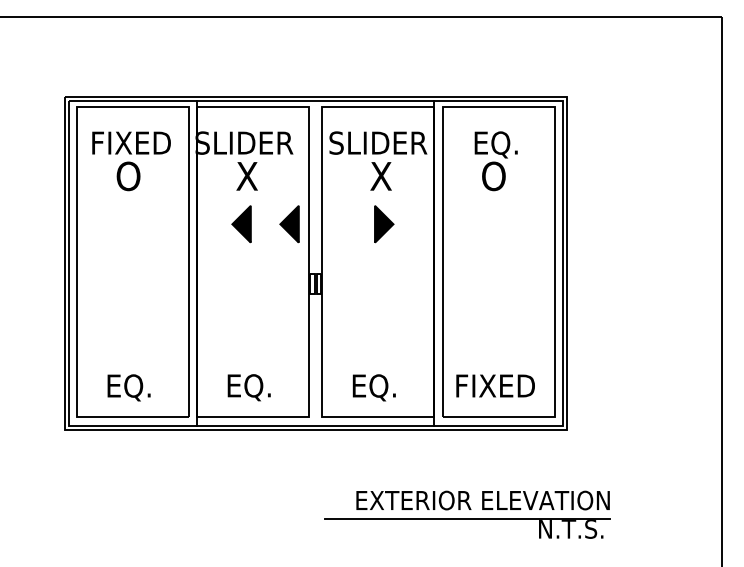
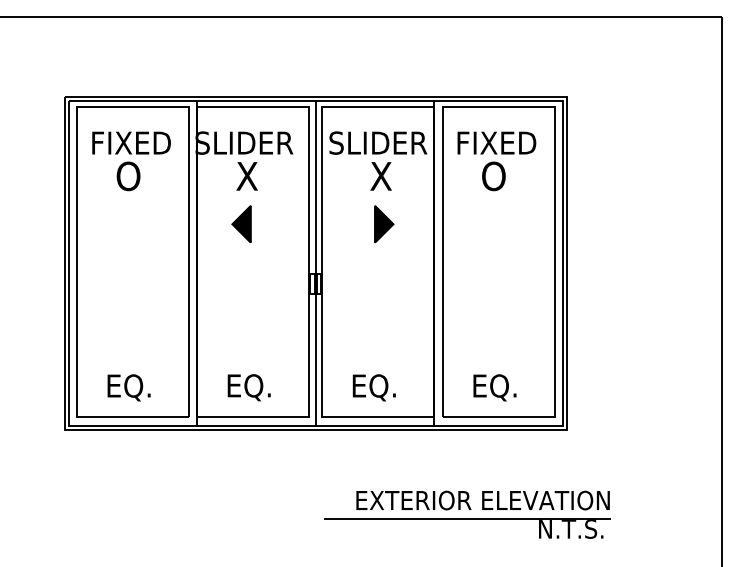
text: EQ. -> FIXED (496, 144)
part: present -> none (289, 224)
line: none -> present (315, 263)
text: FIXED -> EQ. (495, 387)
